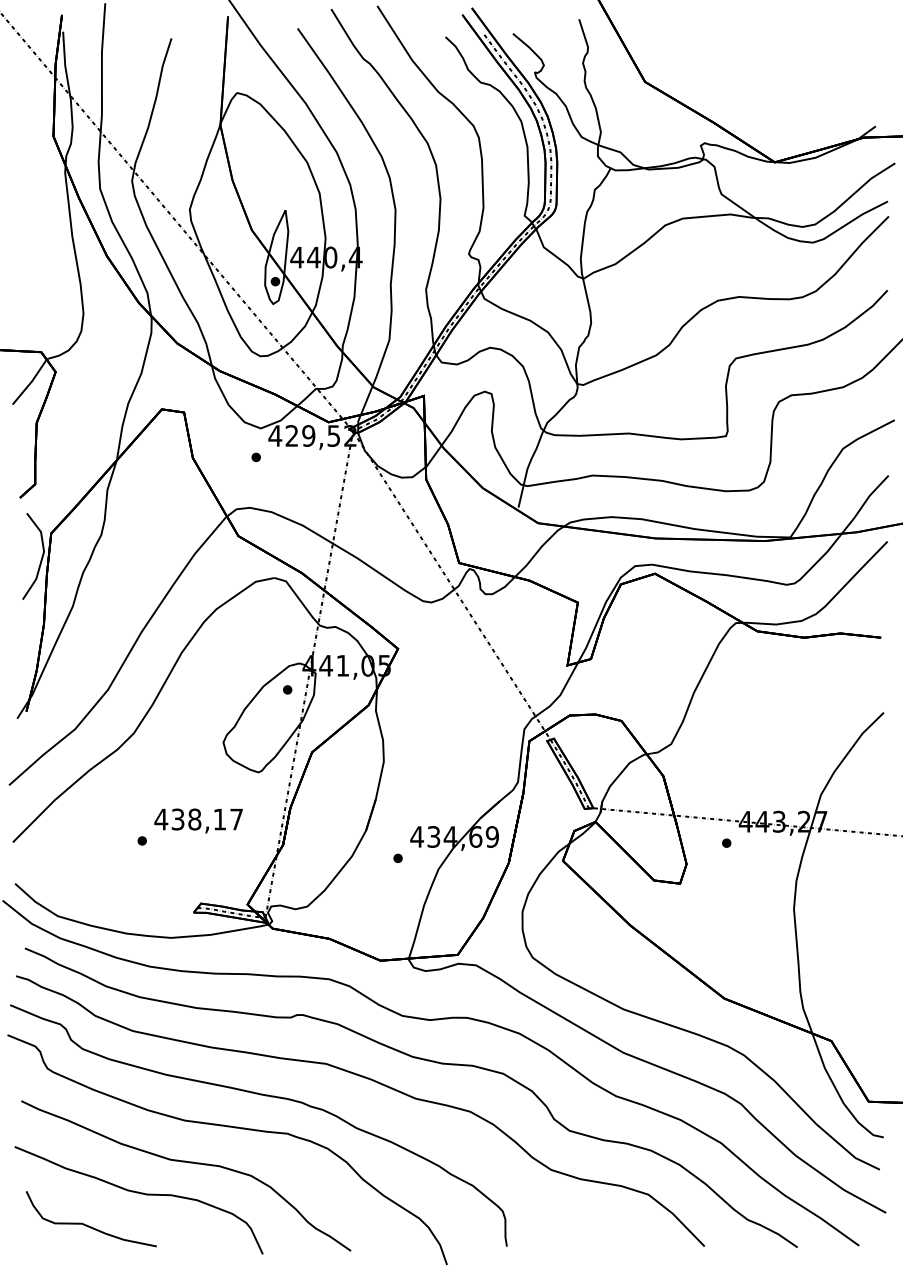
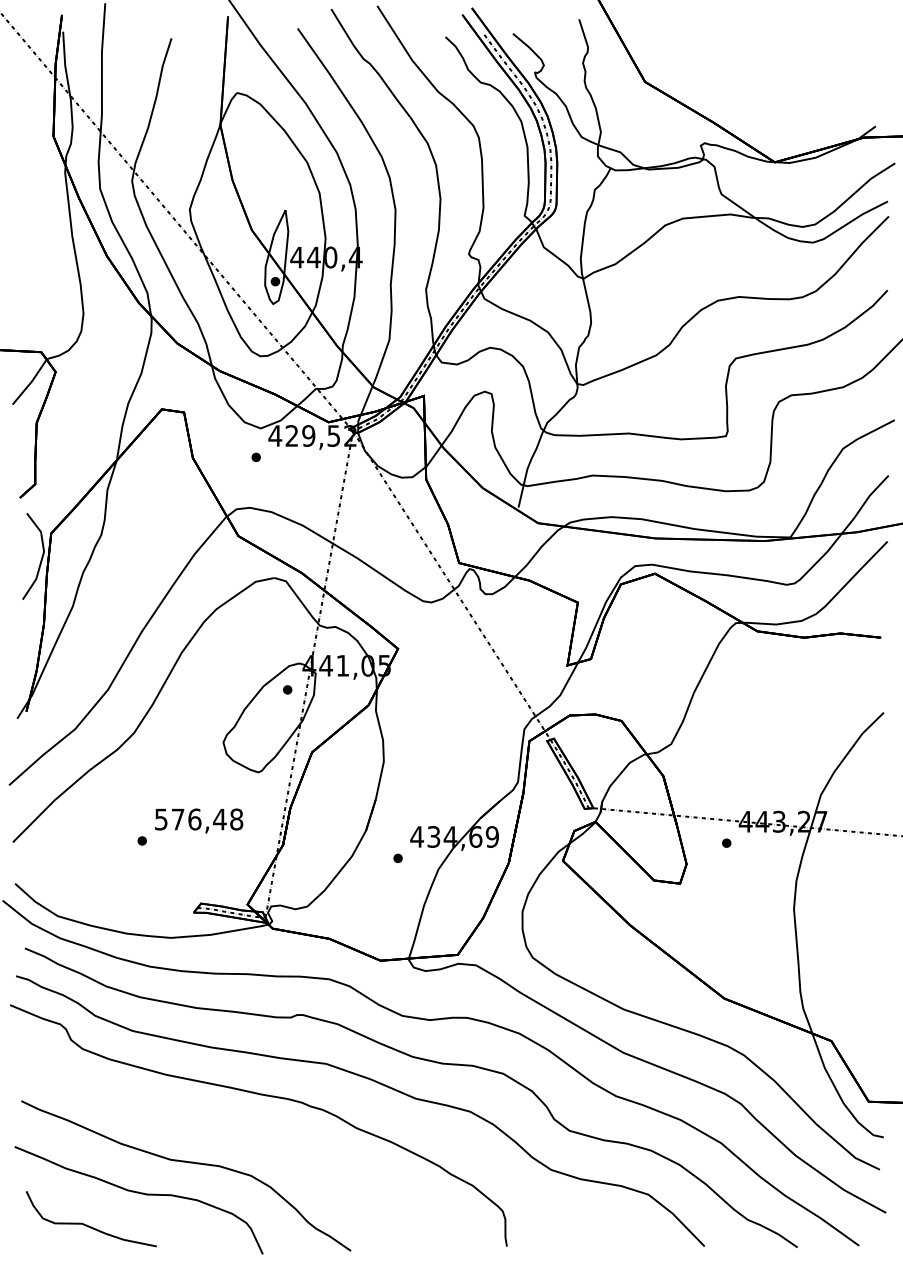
text: 438,17 -> 576,48 (198, 819)
curve: present -> none (227, 1127)
